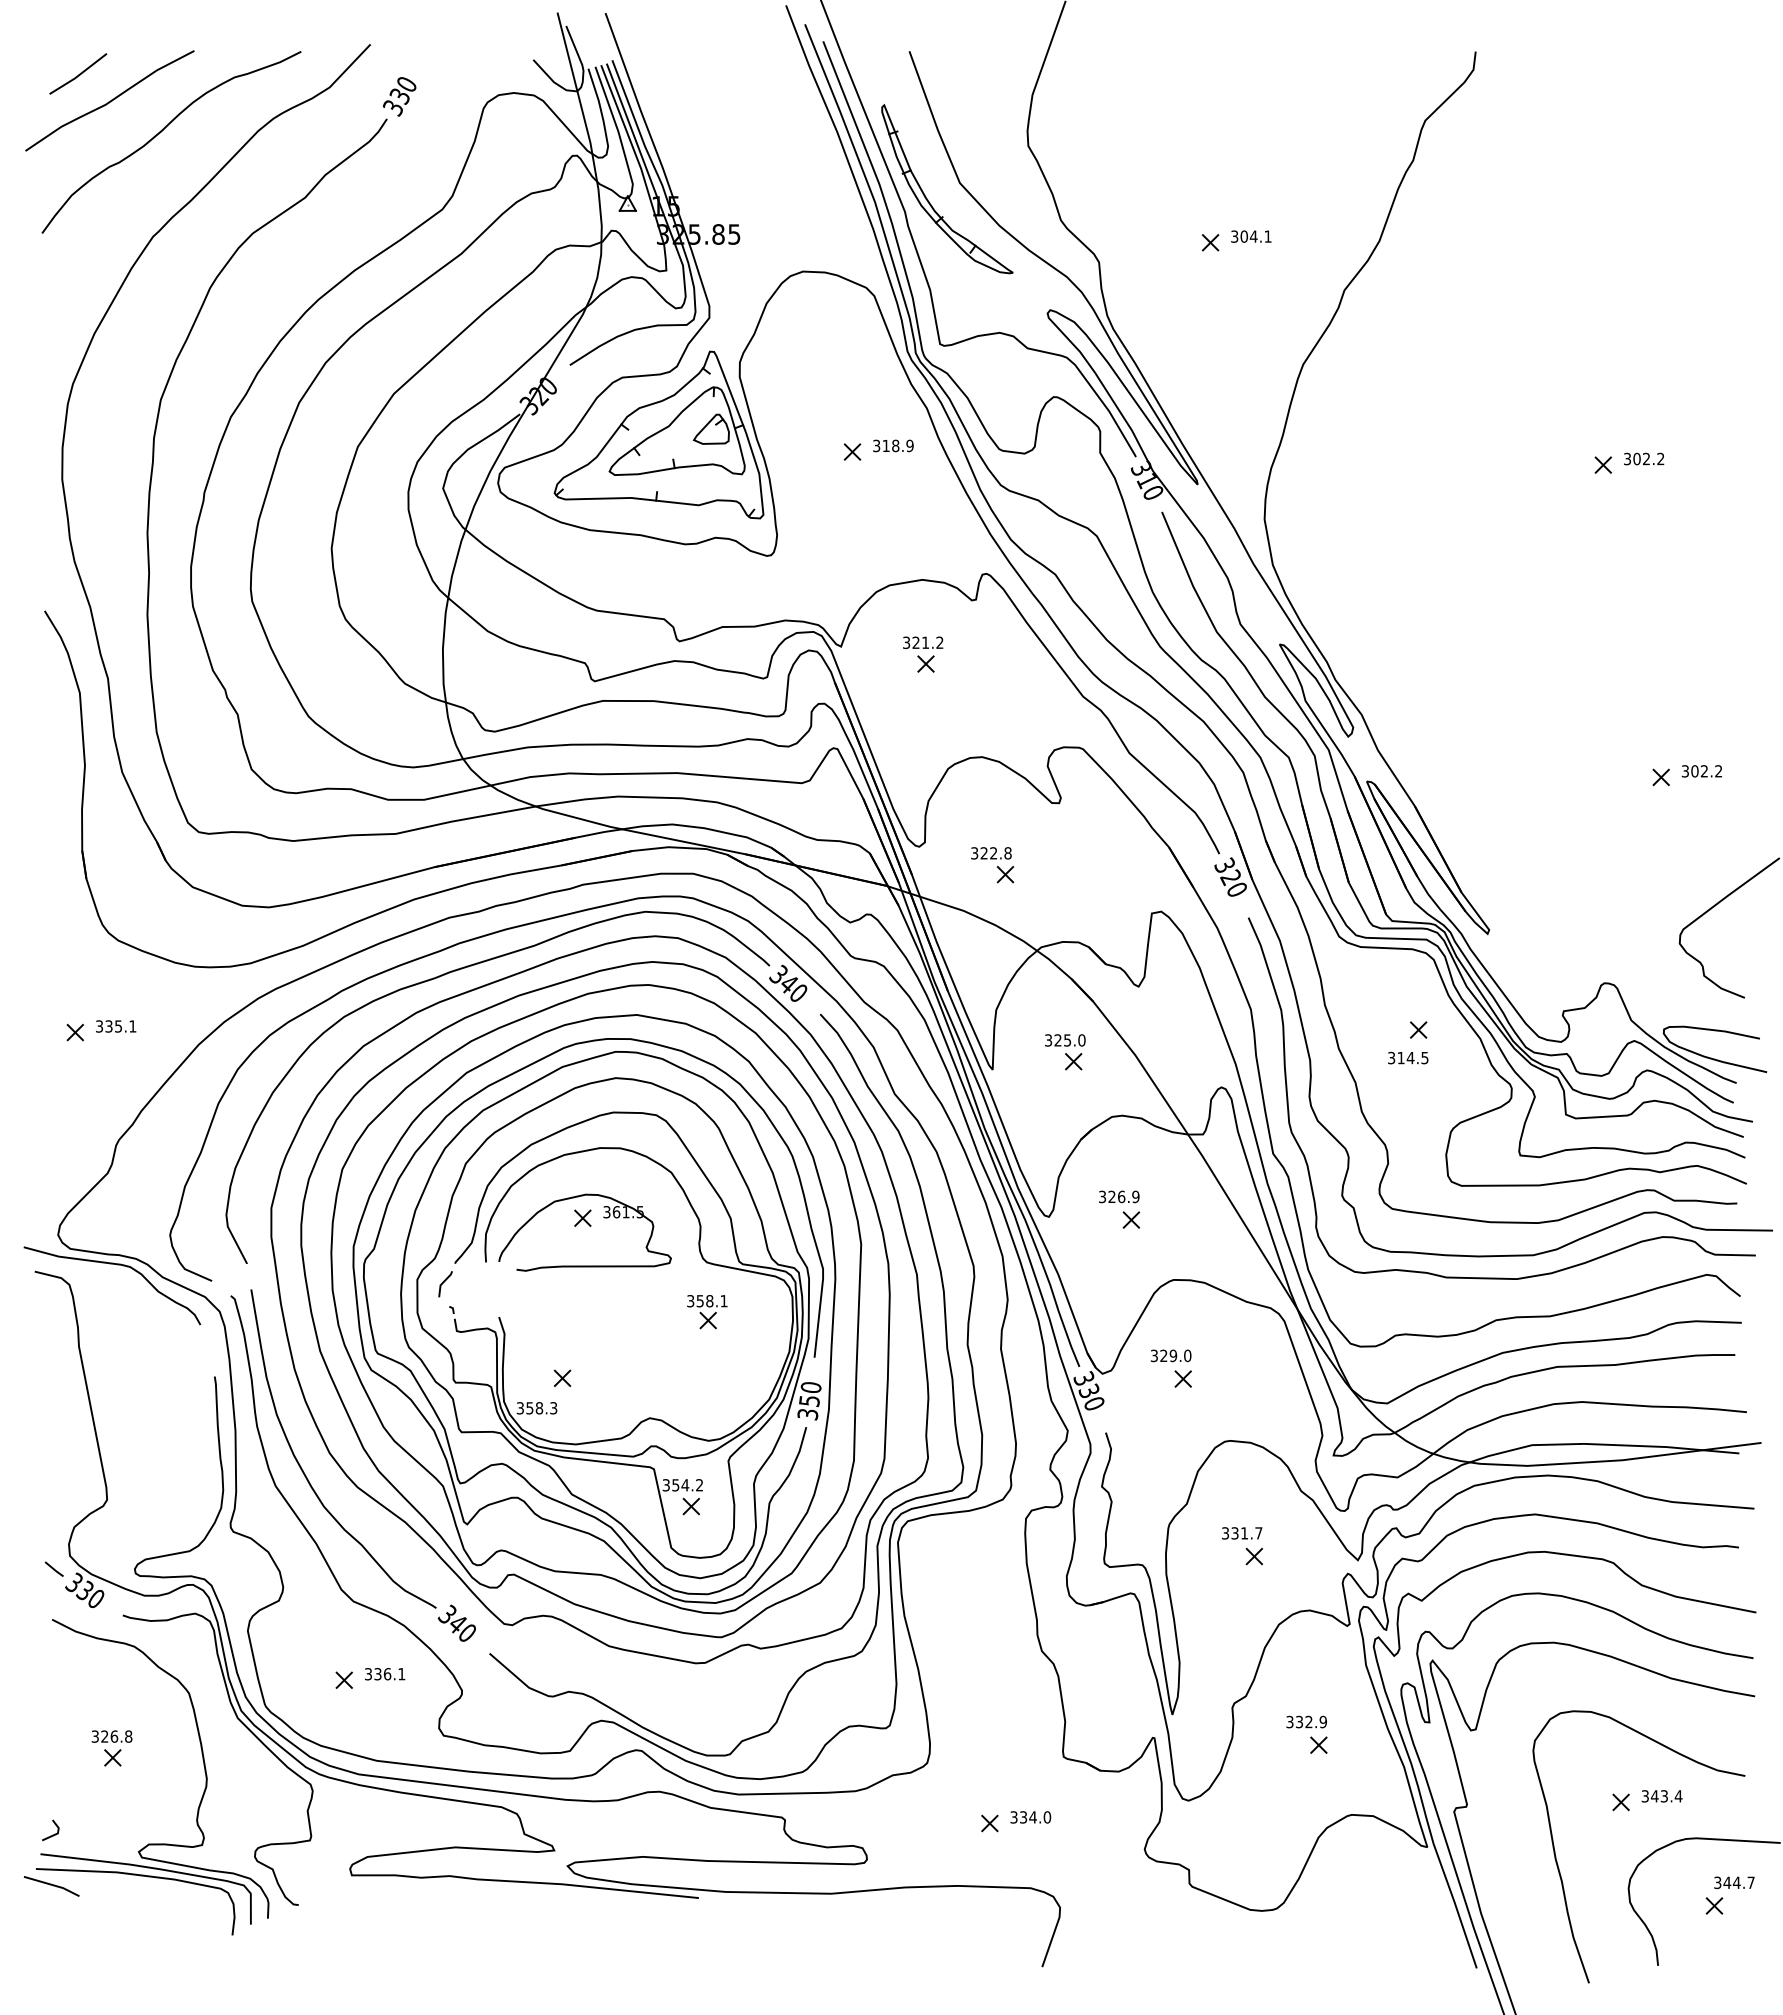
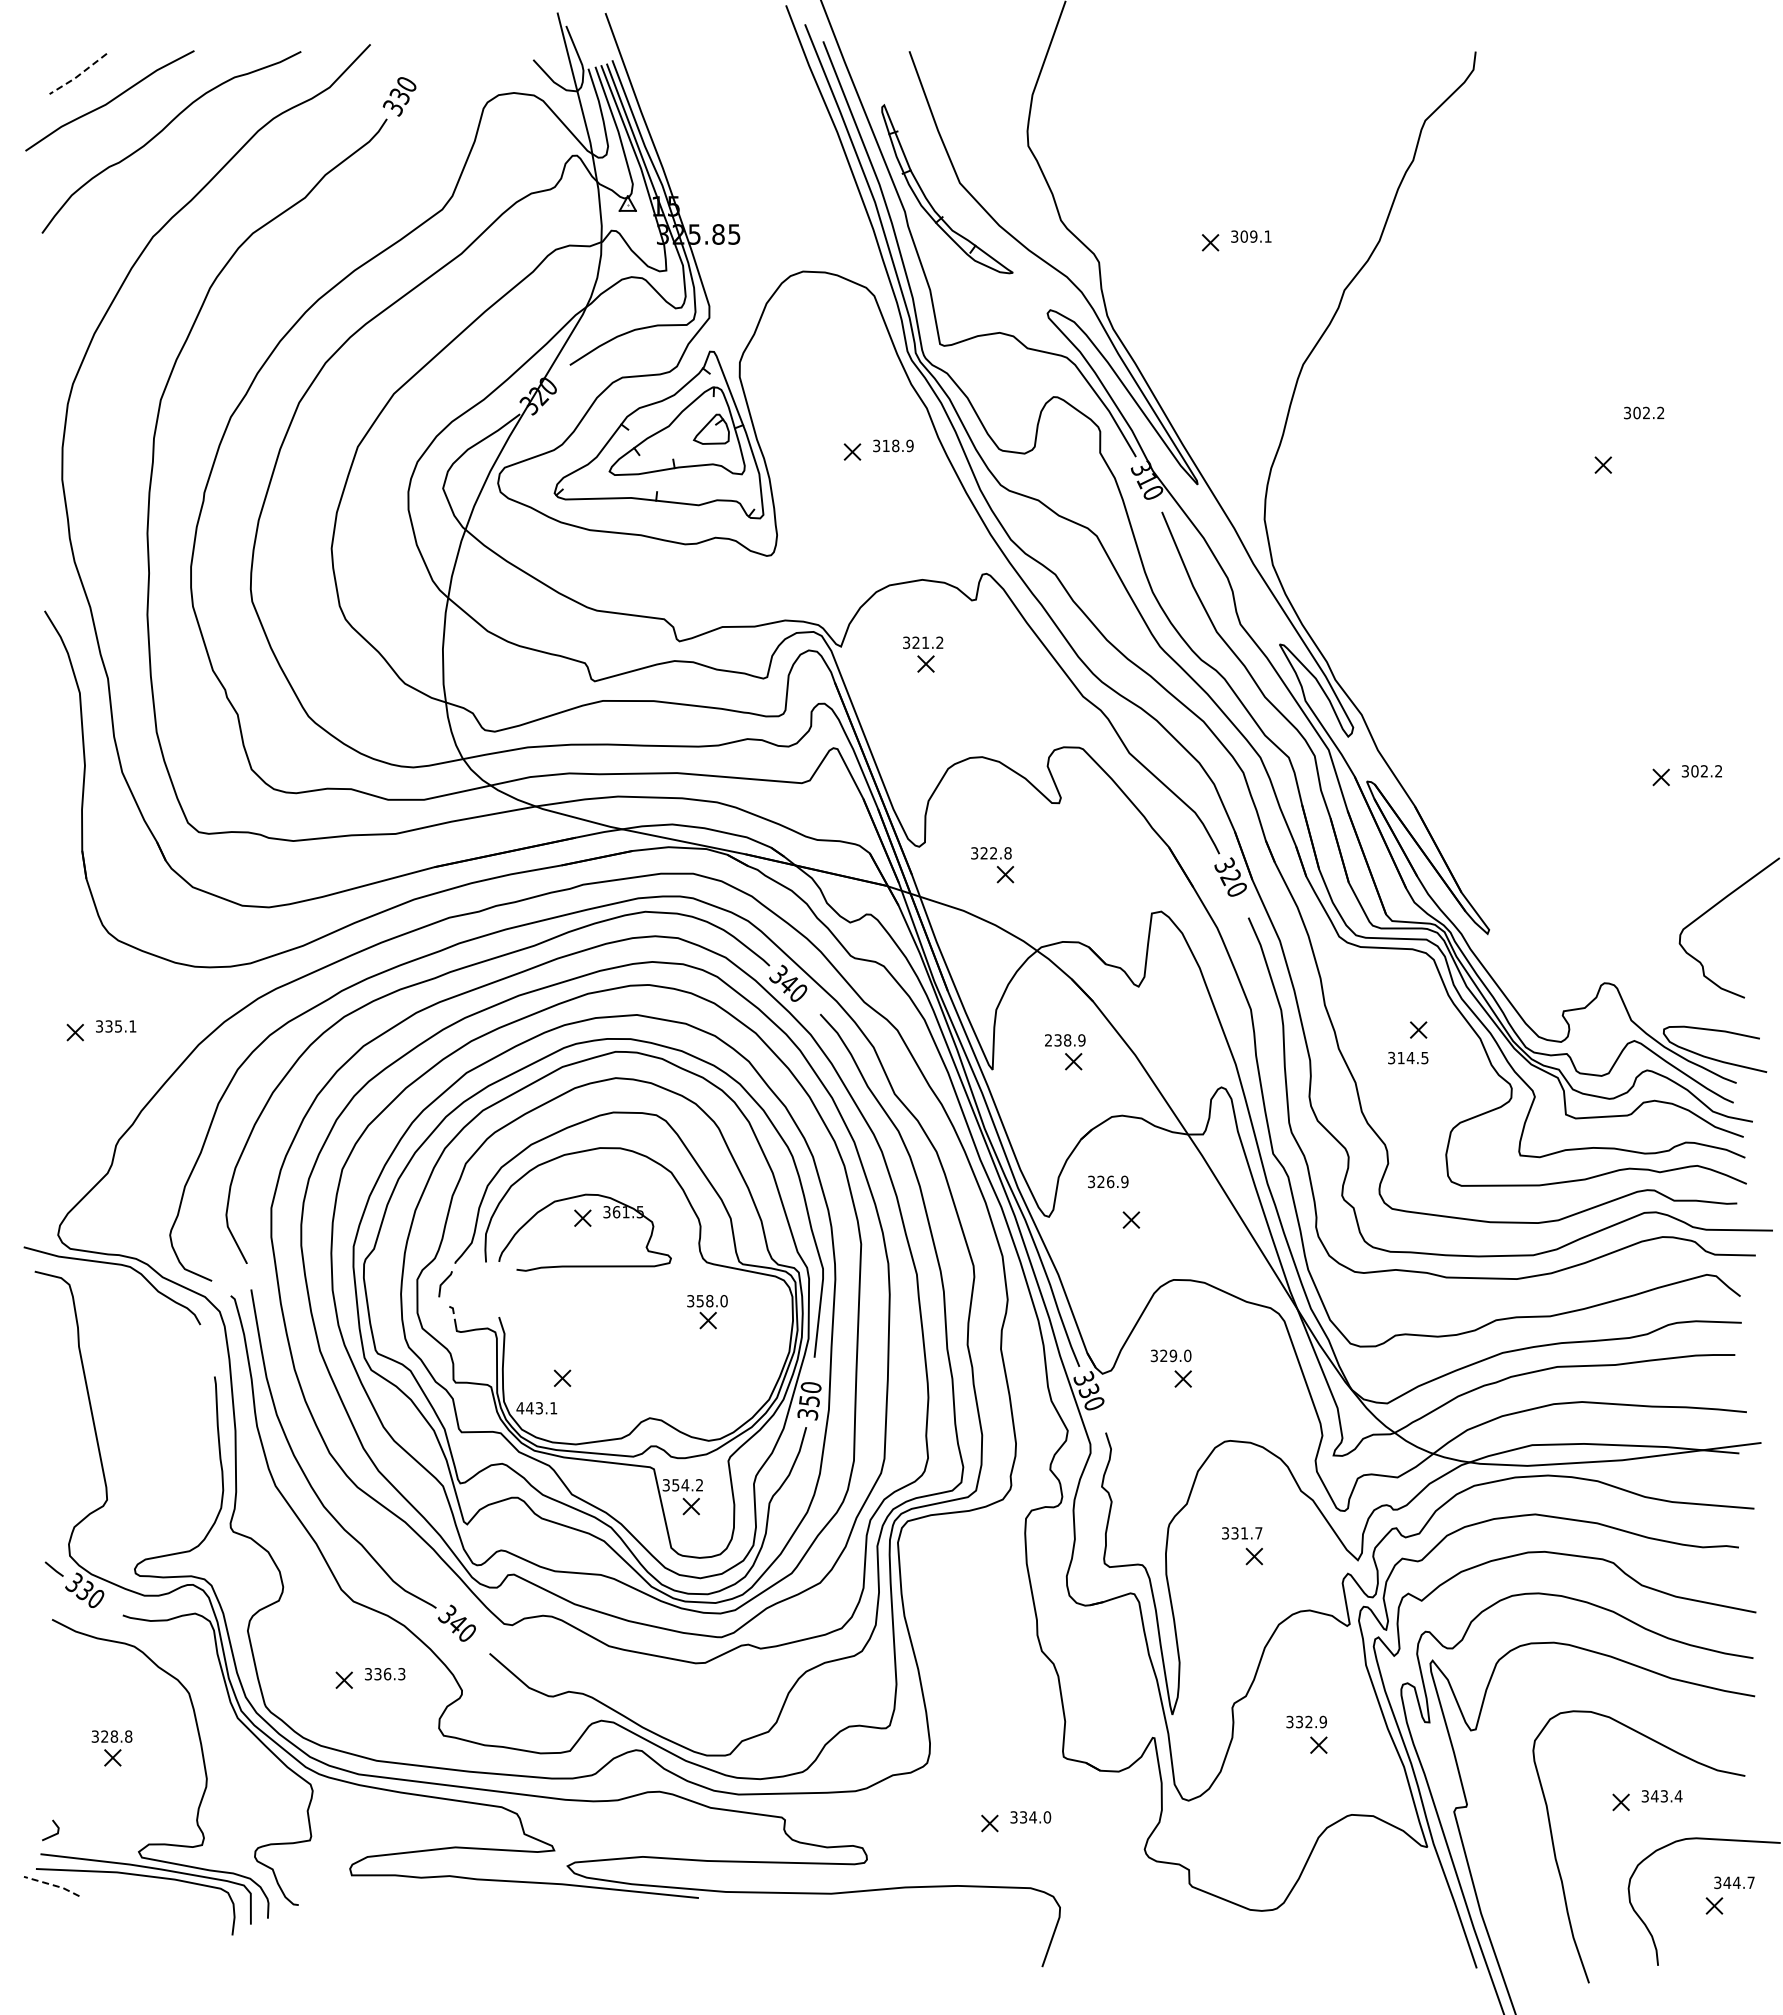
line: solid -> dashed (78, 75)
text: 304.1 -> 309.1 (1253, 236)
text position: (1644, 458) -> (1644, 412) (1644, 412)
text: 325.0 -> 238.9 (1065, 1040)
text position: (1119, 1196) -> (1108, 1181) (1108, 1181)
text: 358.1 -> 358.0 (723, 1301)
text: 358.3 -> 443.1 (536, 1408)
text: 336.1 -> 336.3 (401, 1674)
text: 326.8 -> 328.8 (114, 1736)
line: solid -> dashed (52, 1885)
